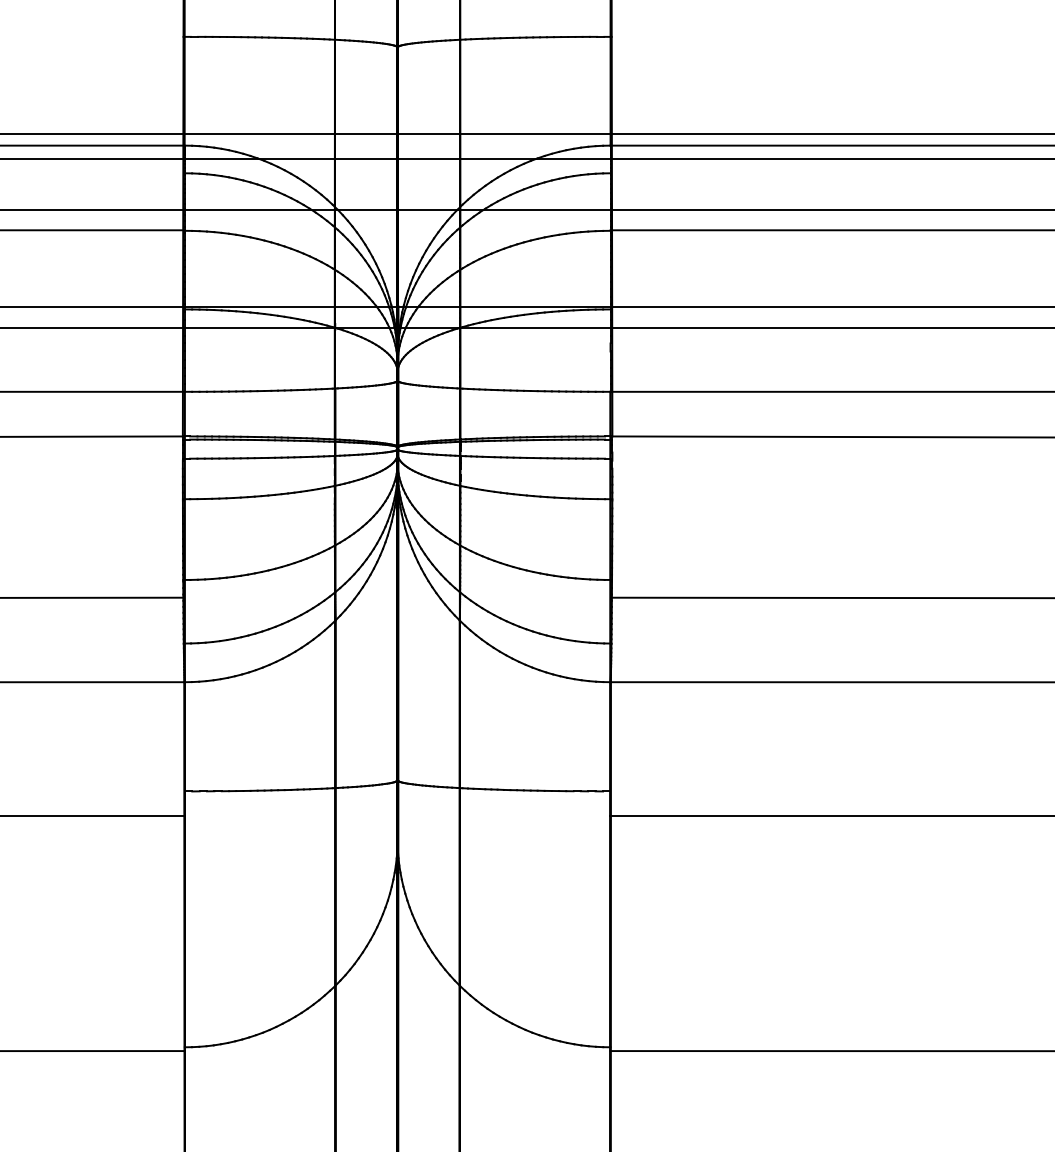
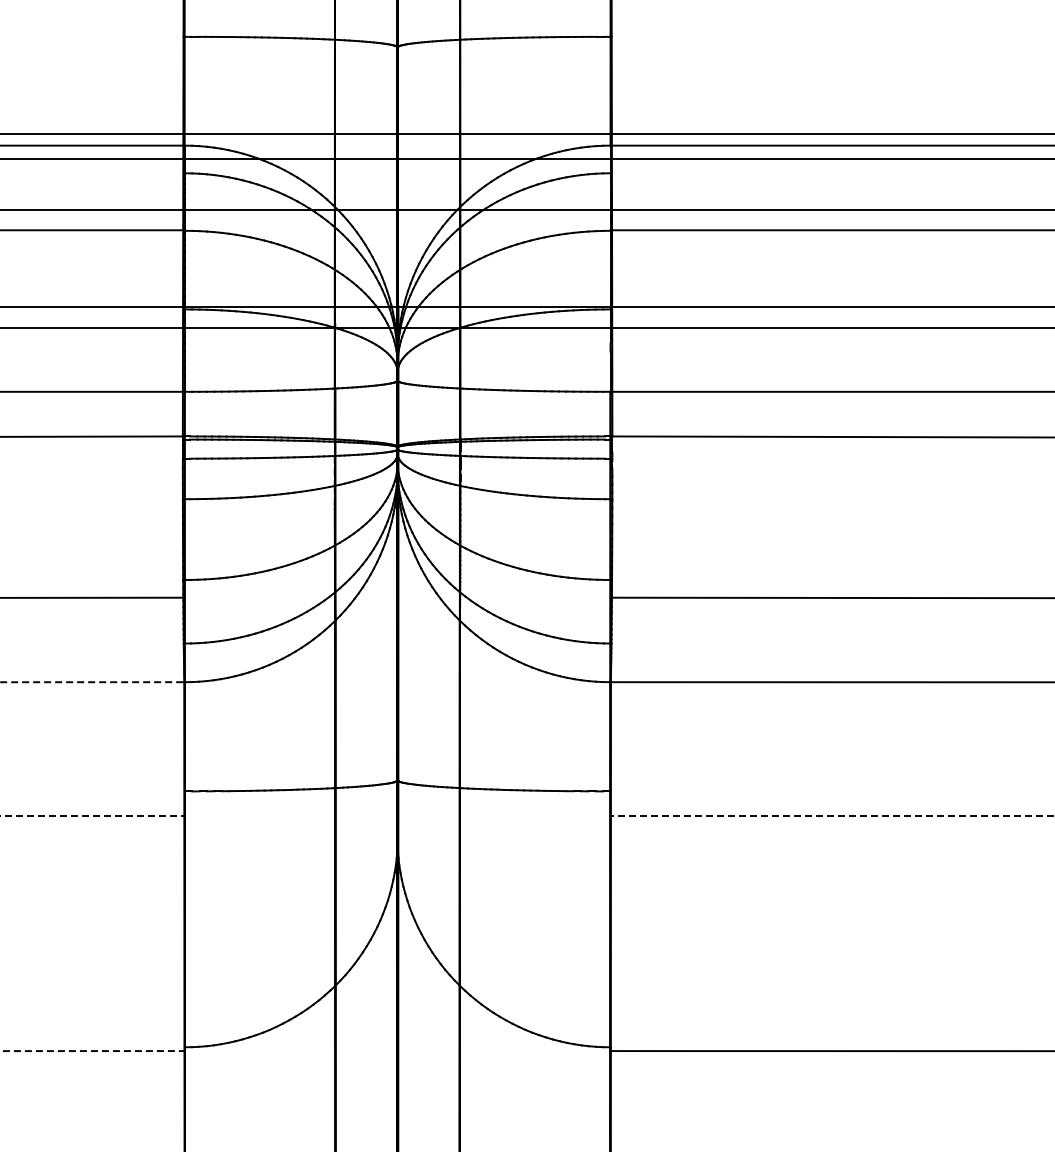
line: solid -> dashed (92, 682)
line: solid -> dashed (92, 815)
line: solid -> dashed (832, 815)
line: solid -> dashed (92, 1051)
